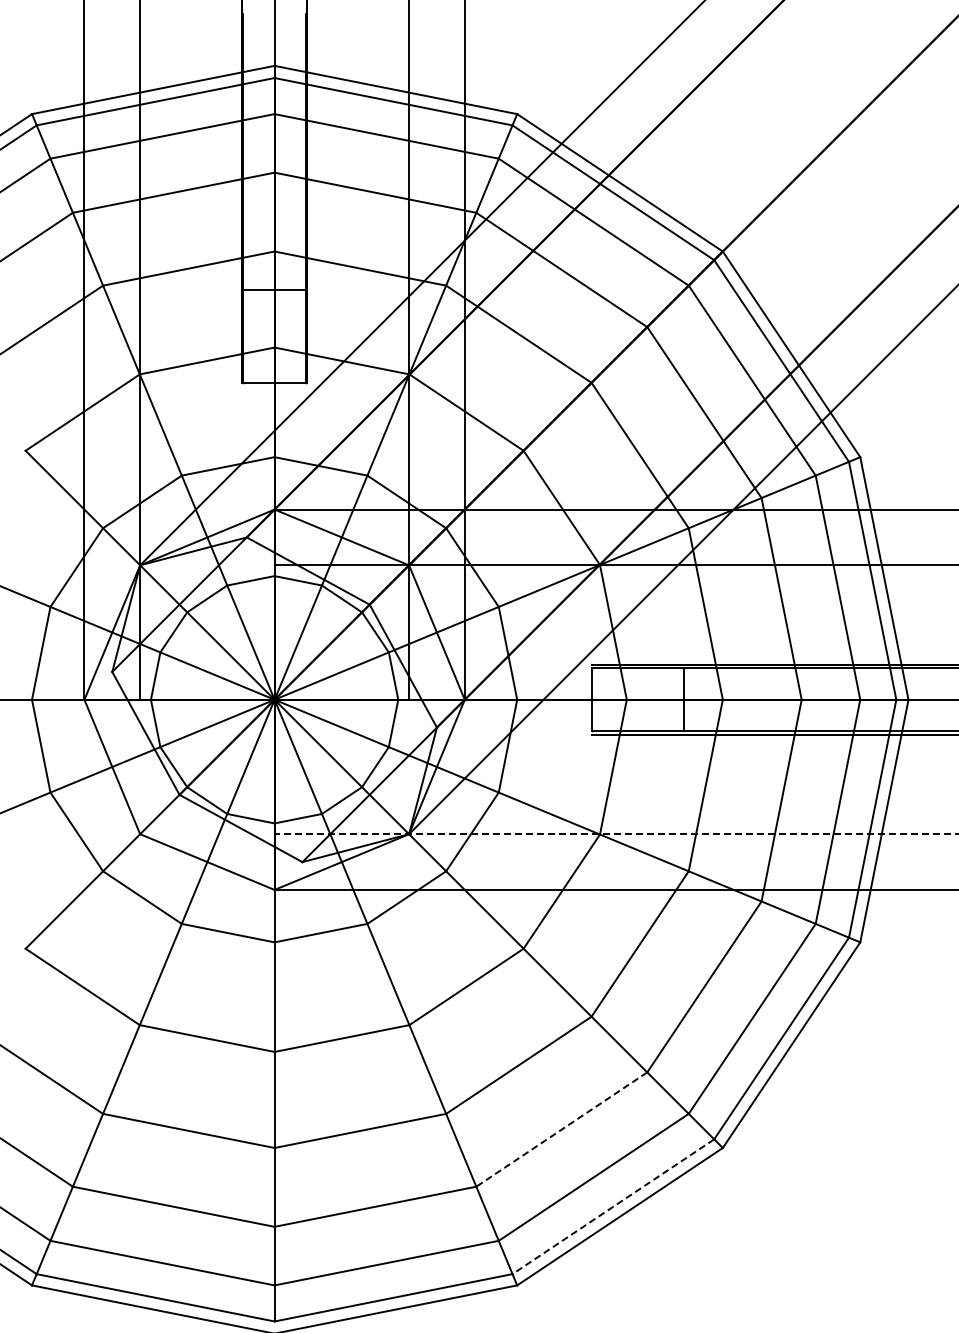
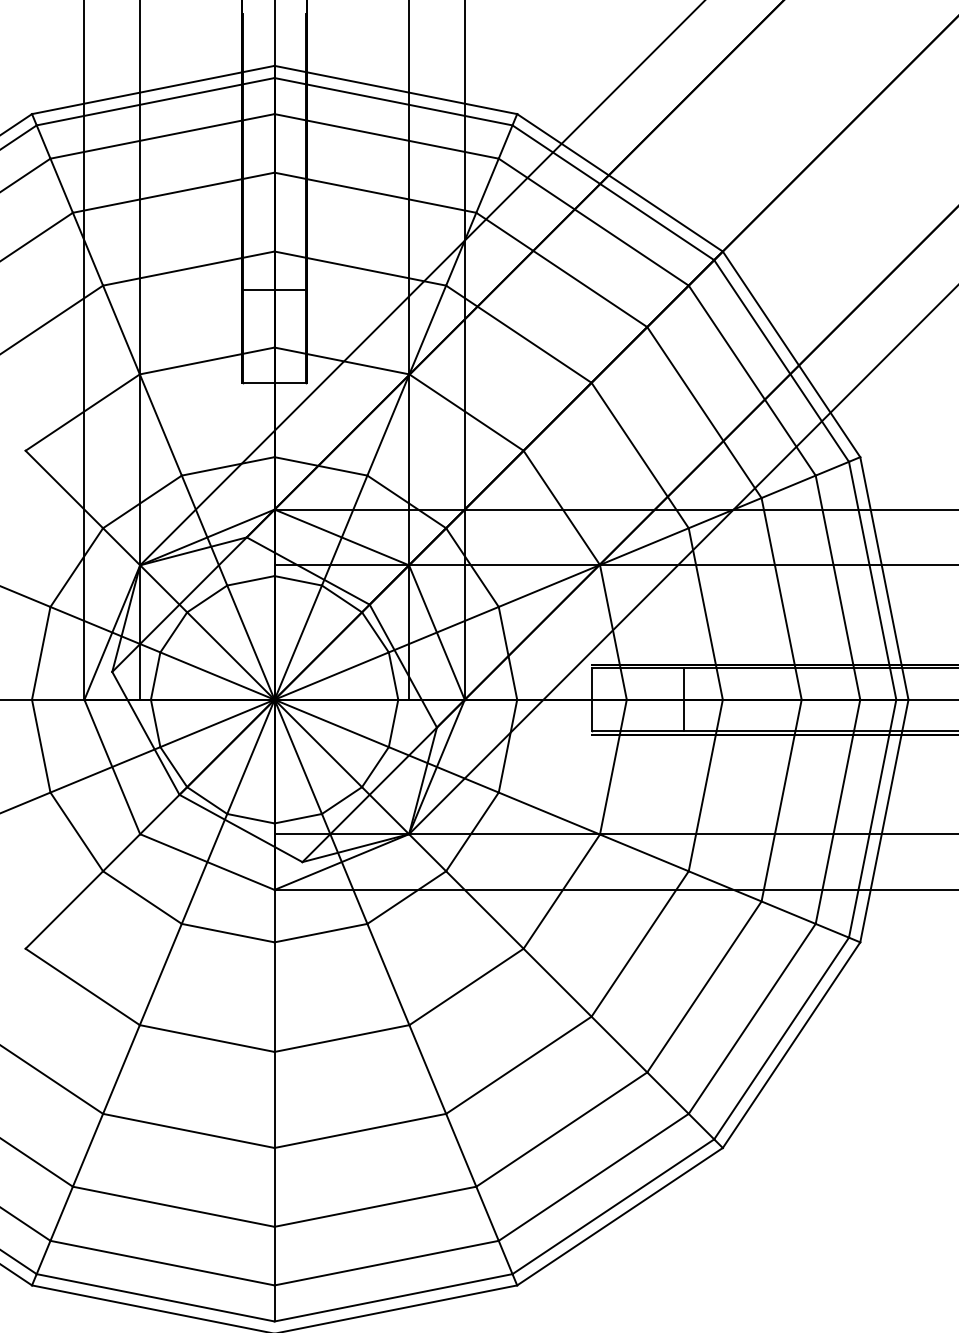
line: dashed -> solid (615, 834)
line: dashed -> solid (561, 1129)
line: dashed -> solid (612, 1207)
